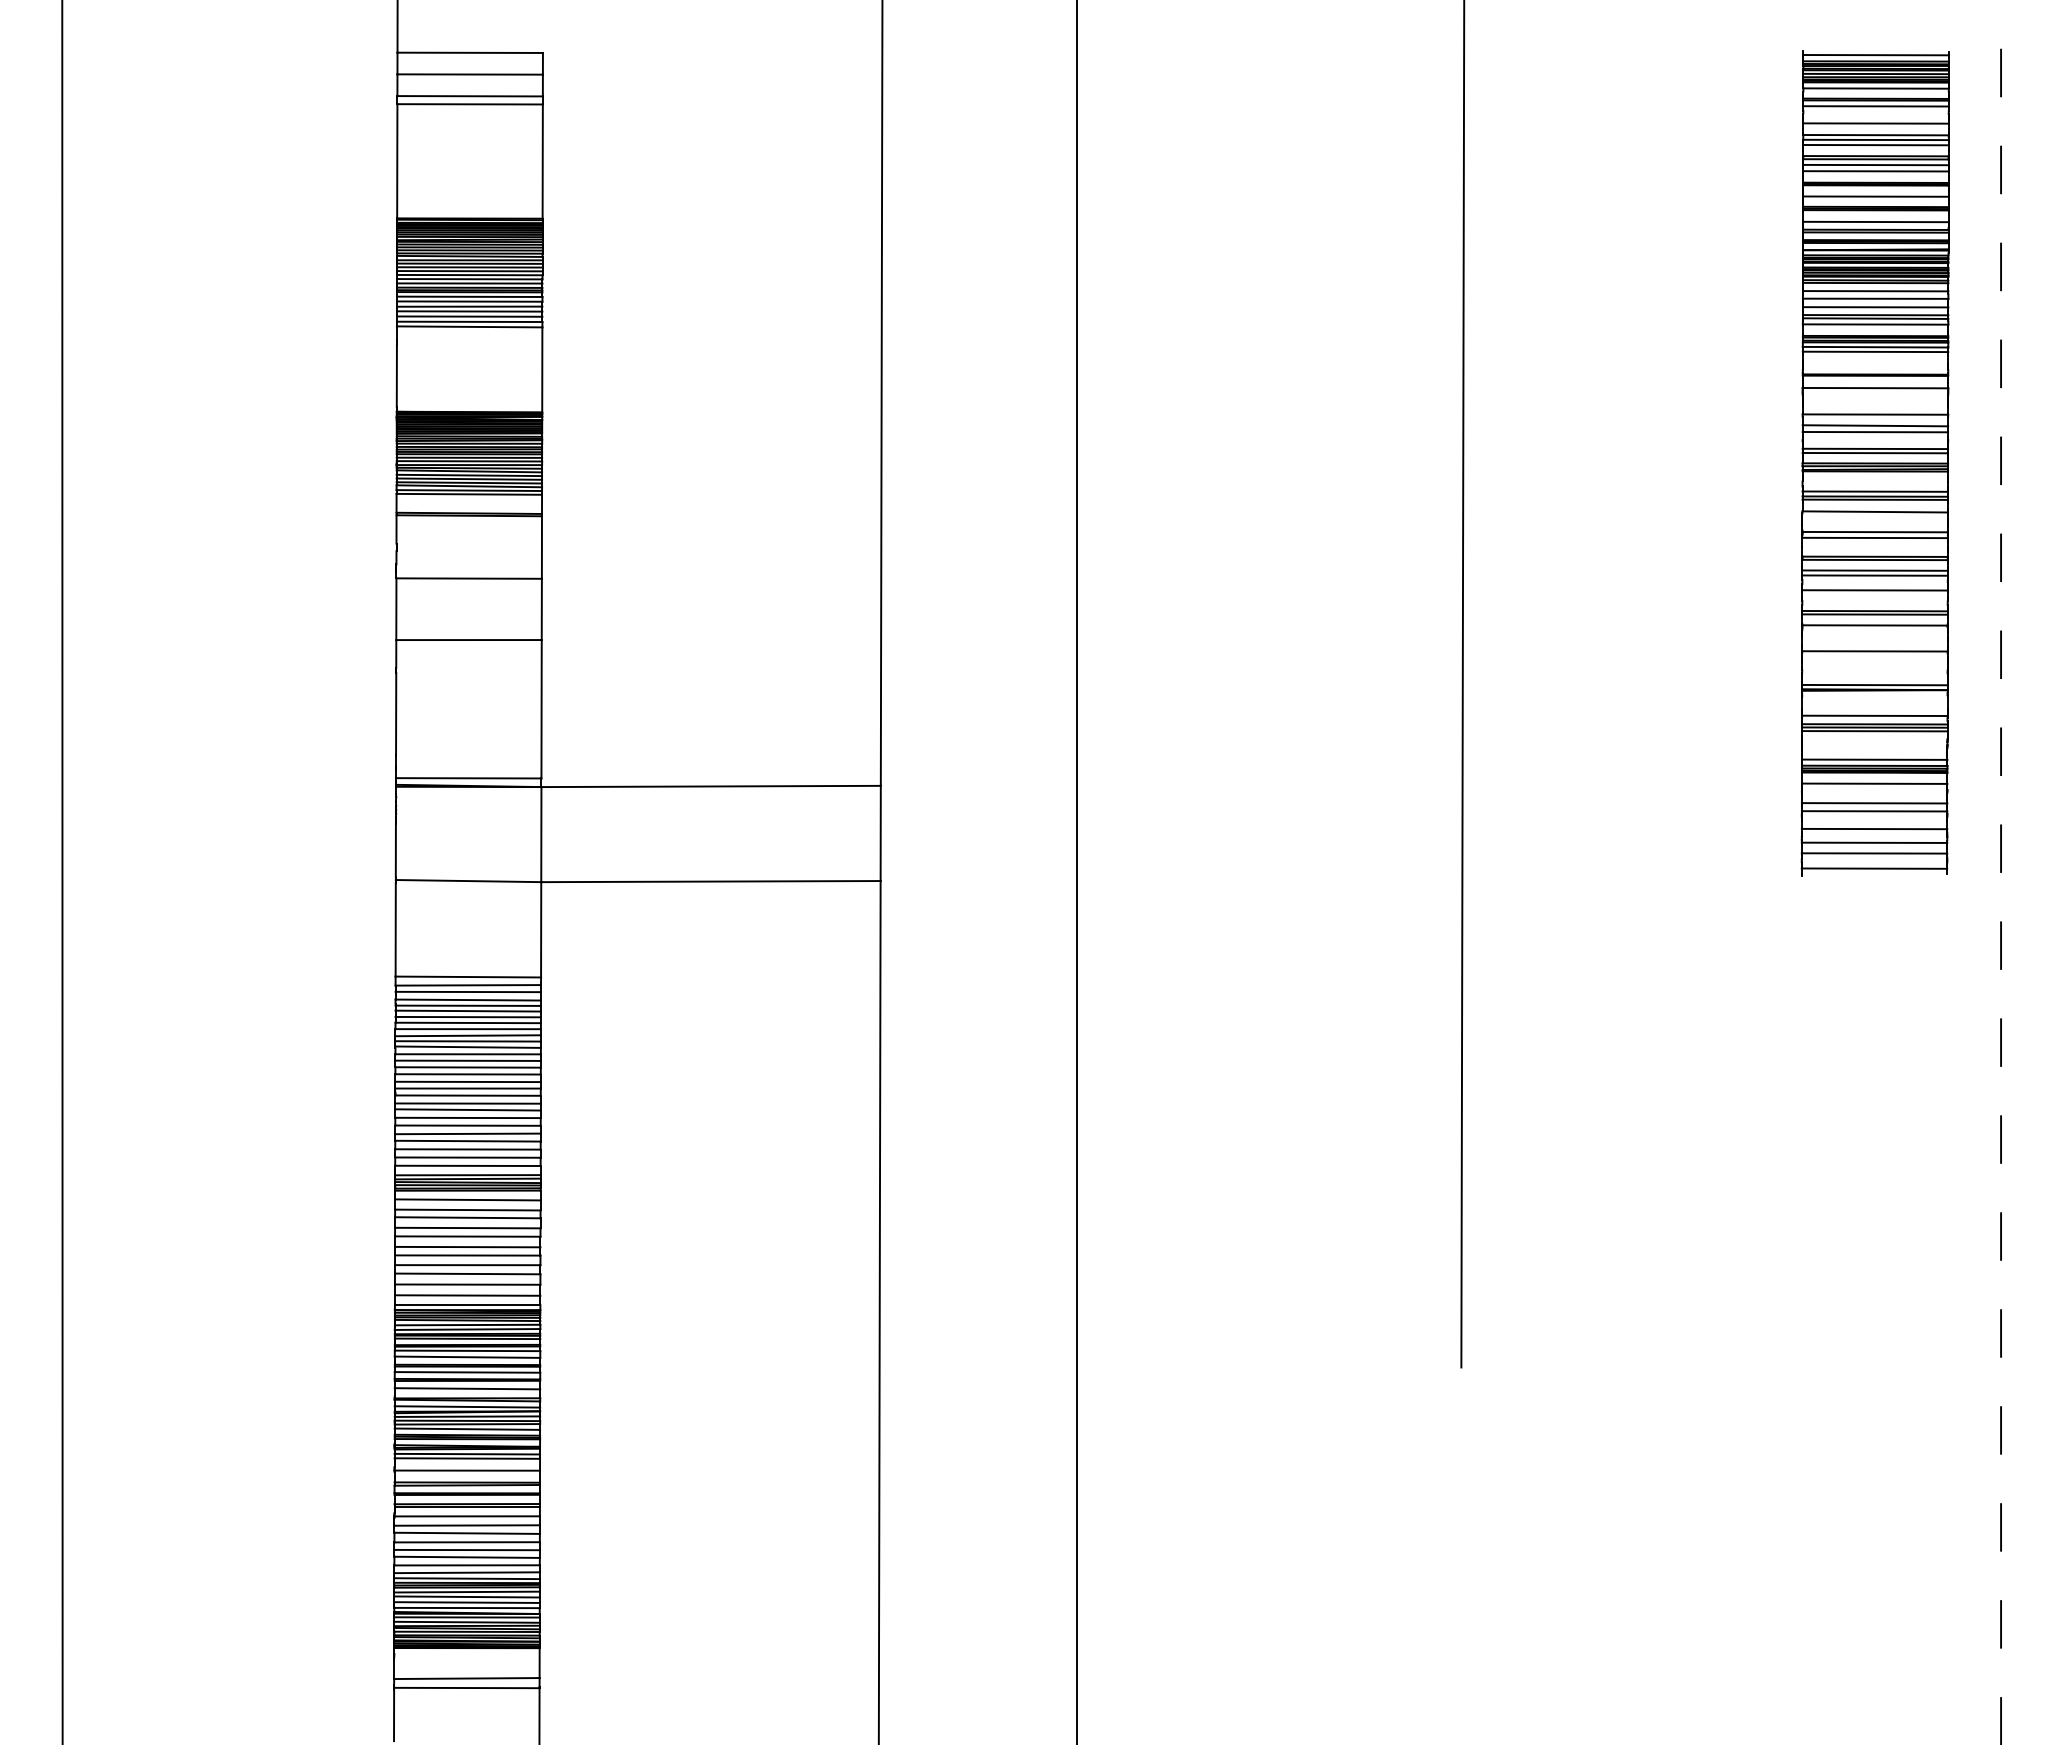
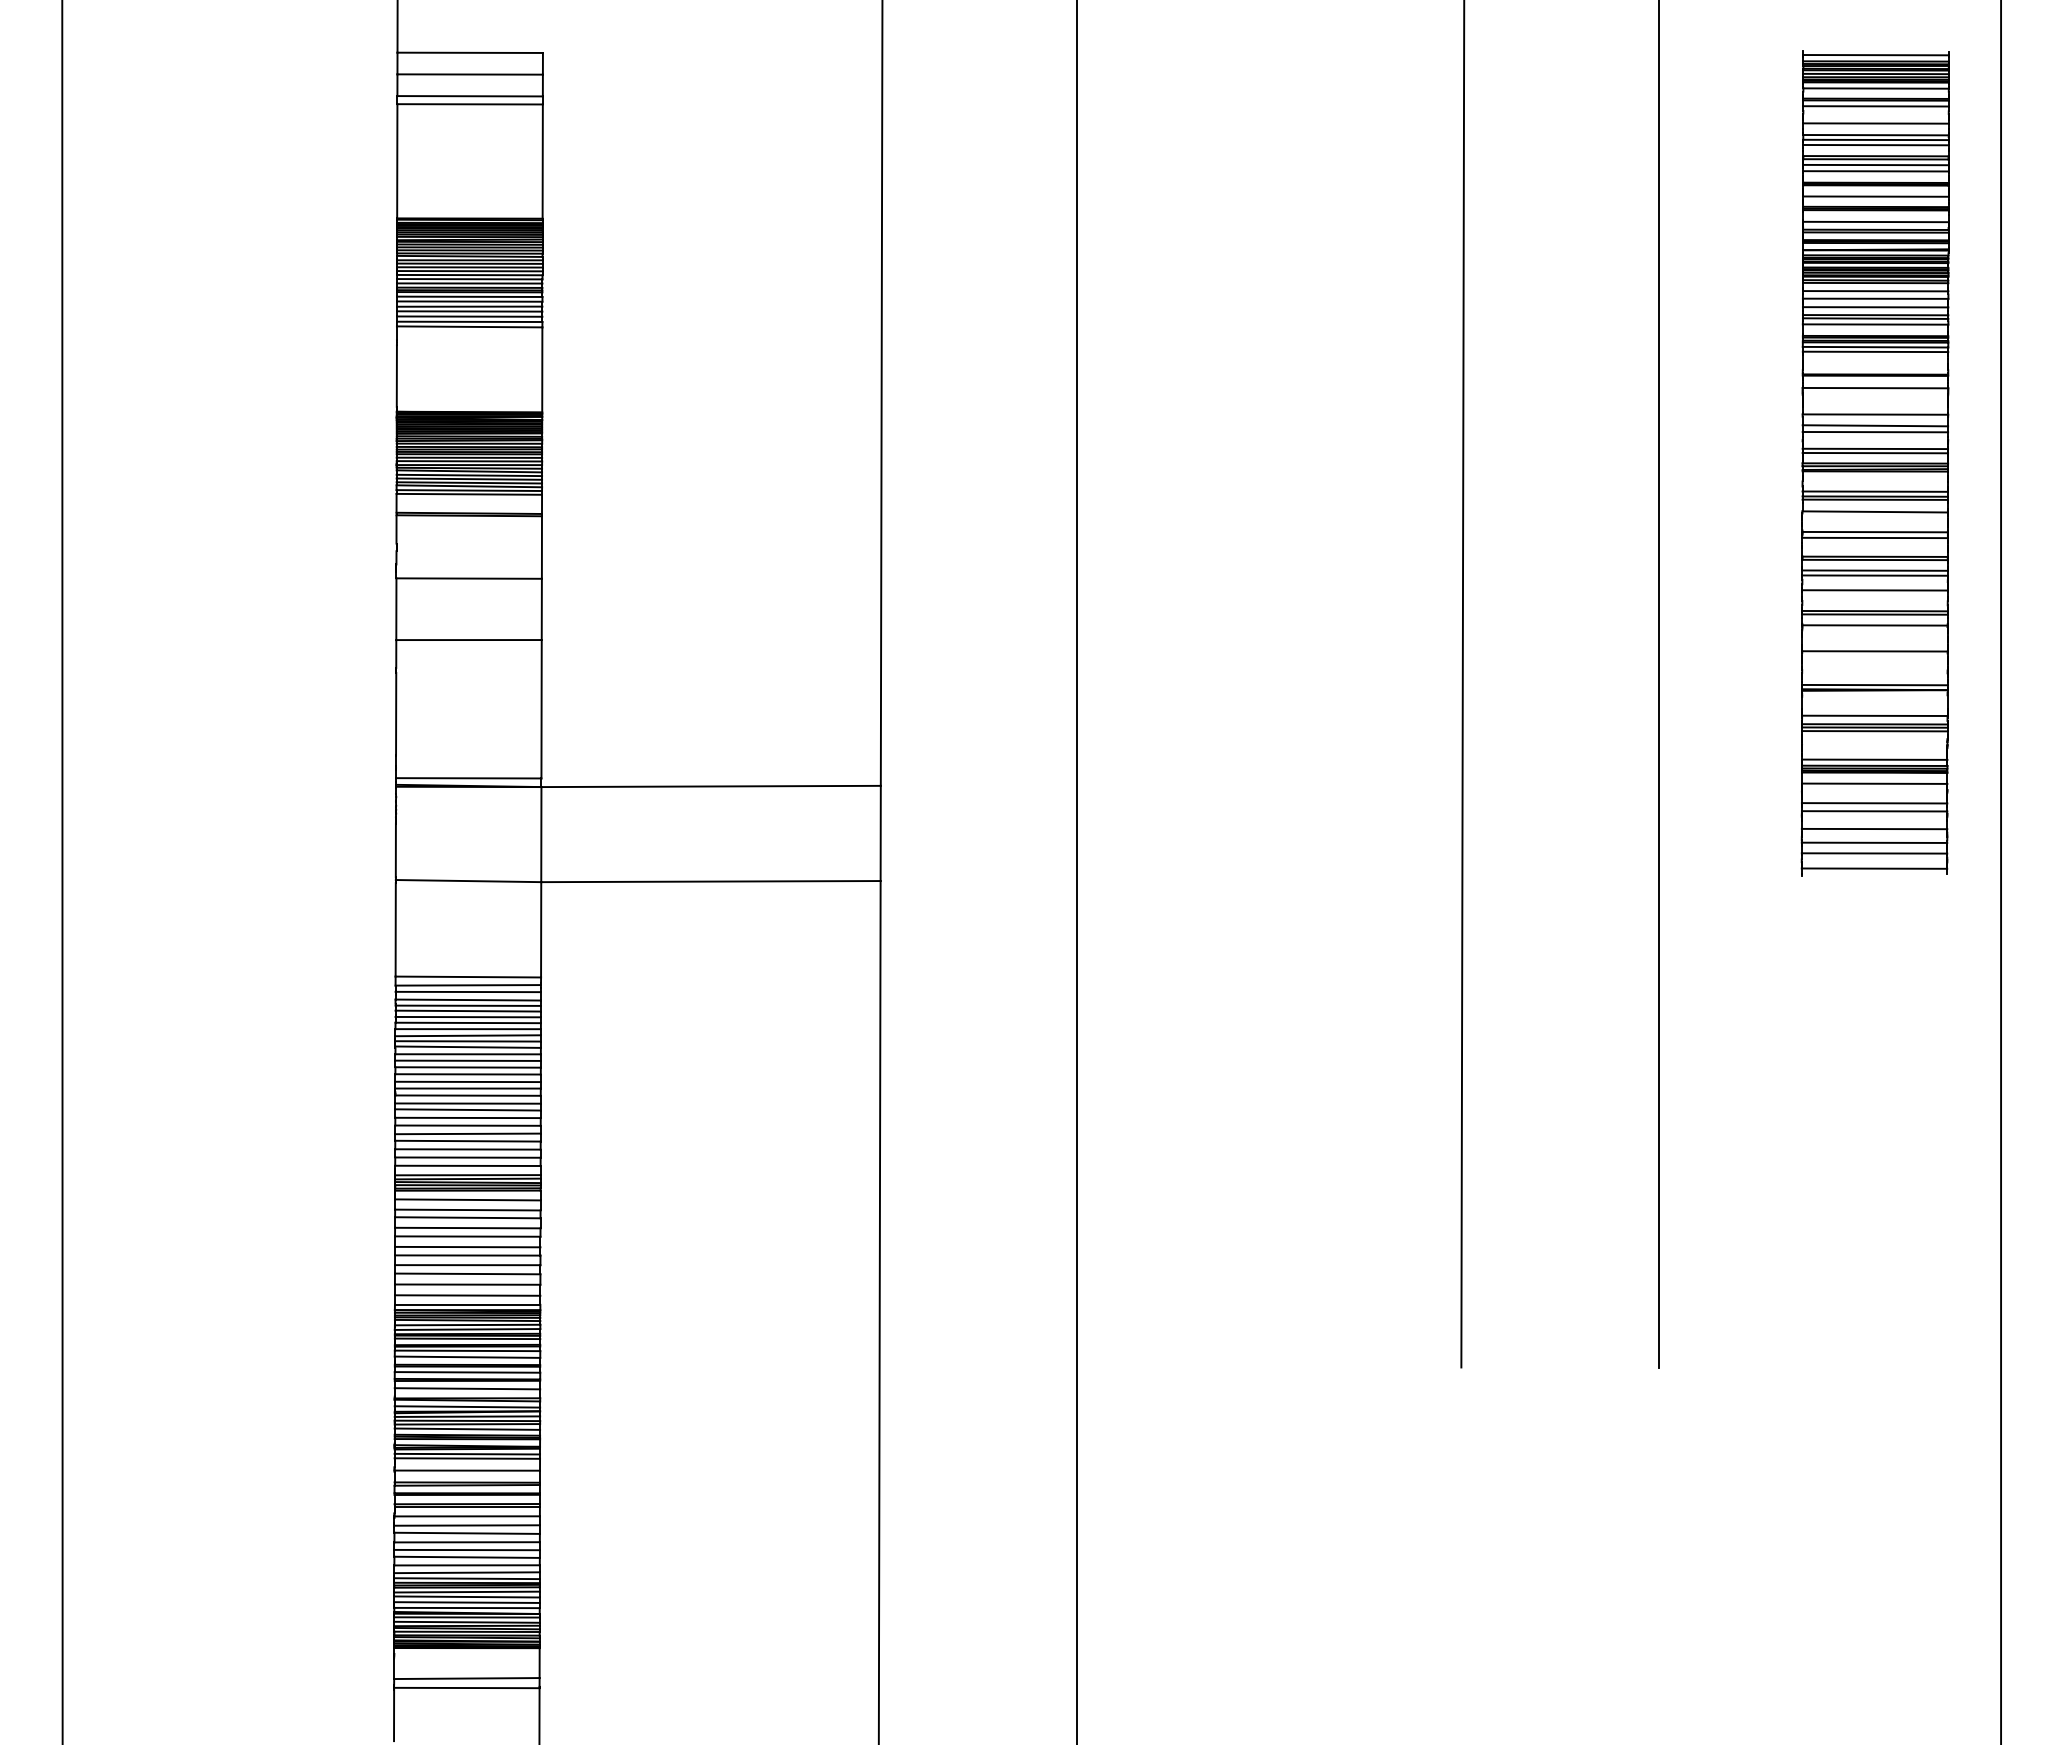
line: none -> present (1658, 684)
line: dashed -> solid (2001, 872)
